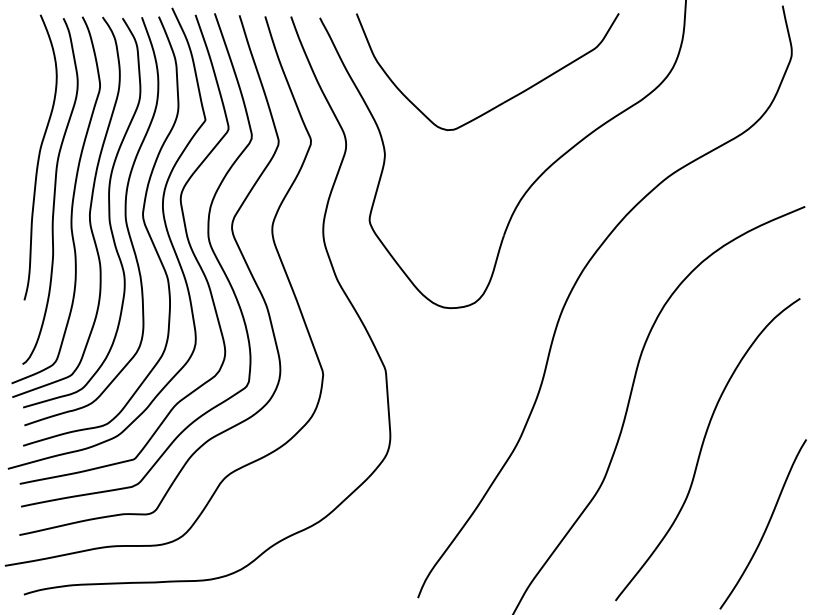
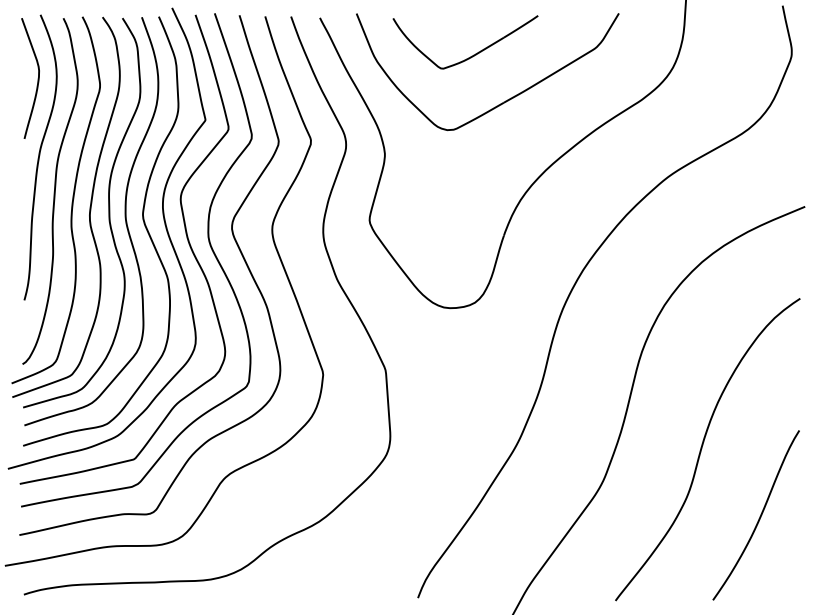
part: none -> present (473, 54)
curve: none -> present (37, 78)
curve position: (766, 525) -> (759, 516) (759, 516)
